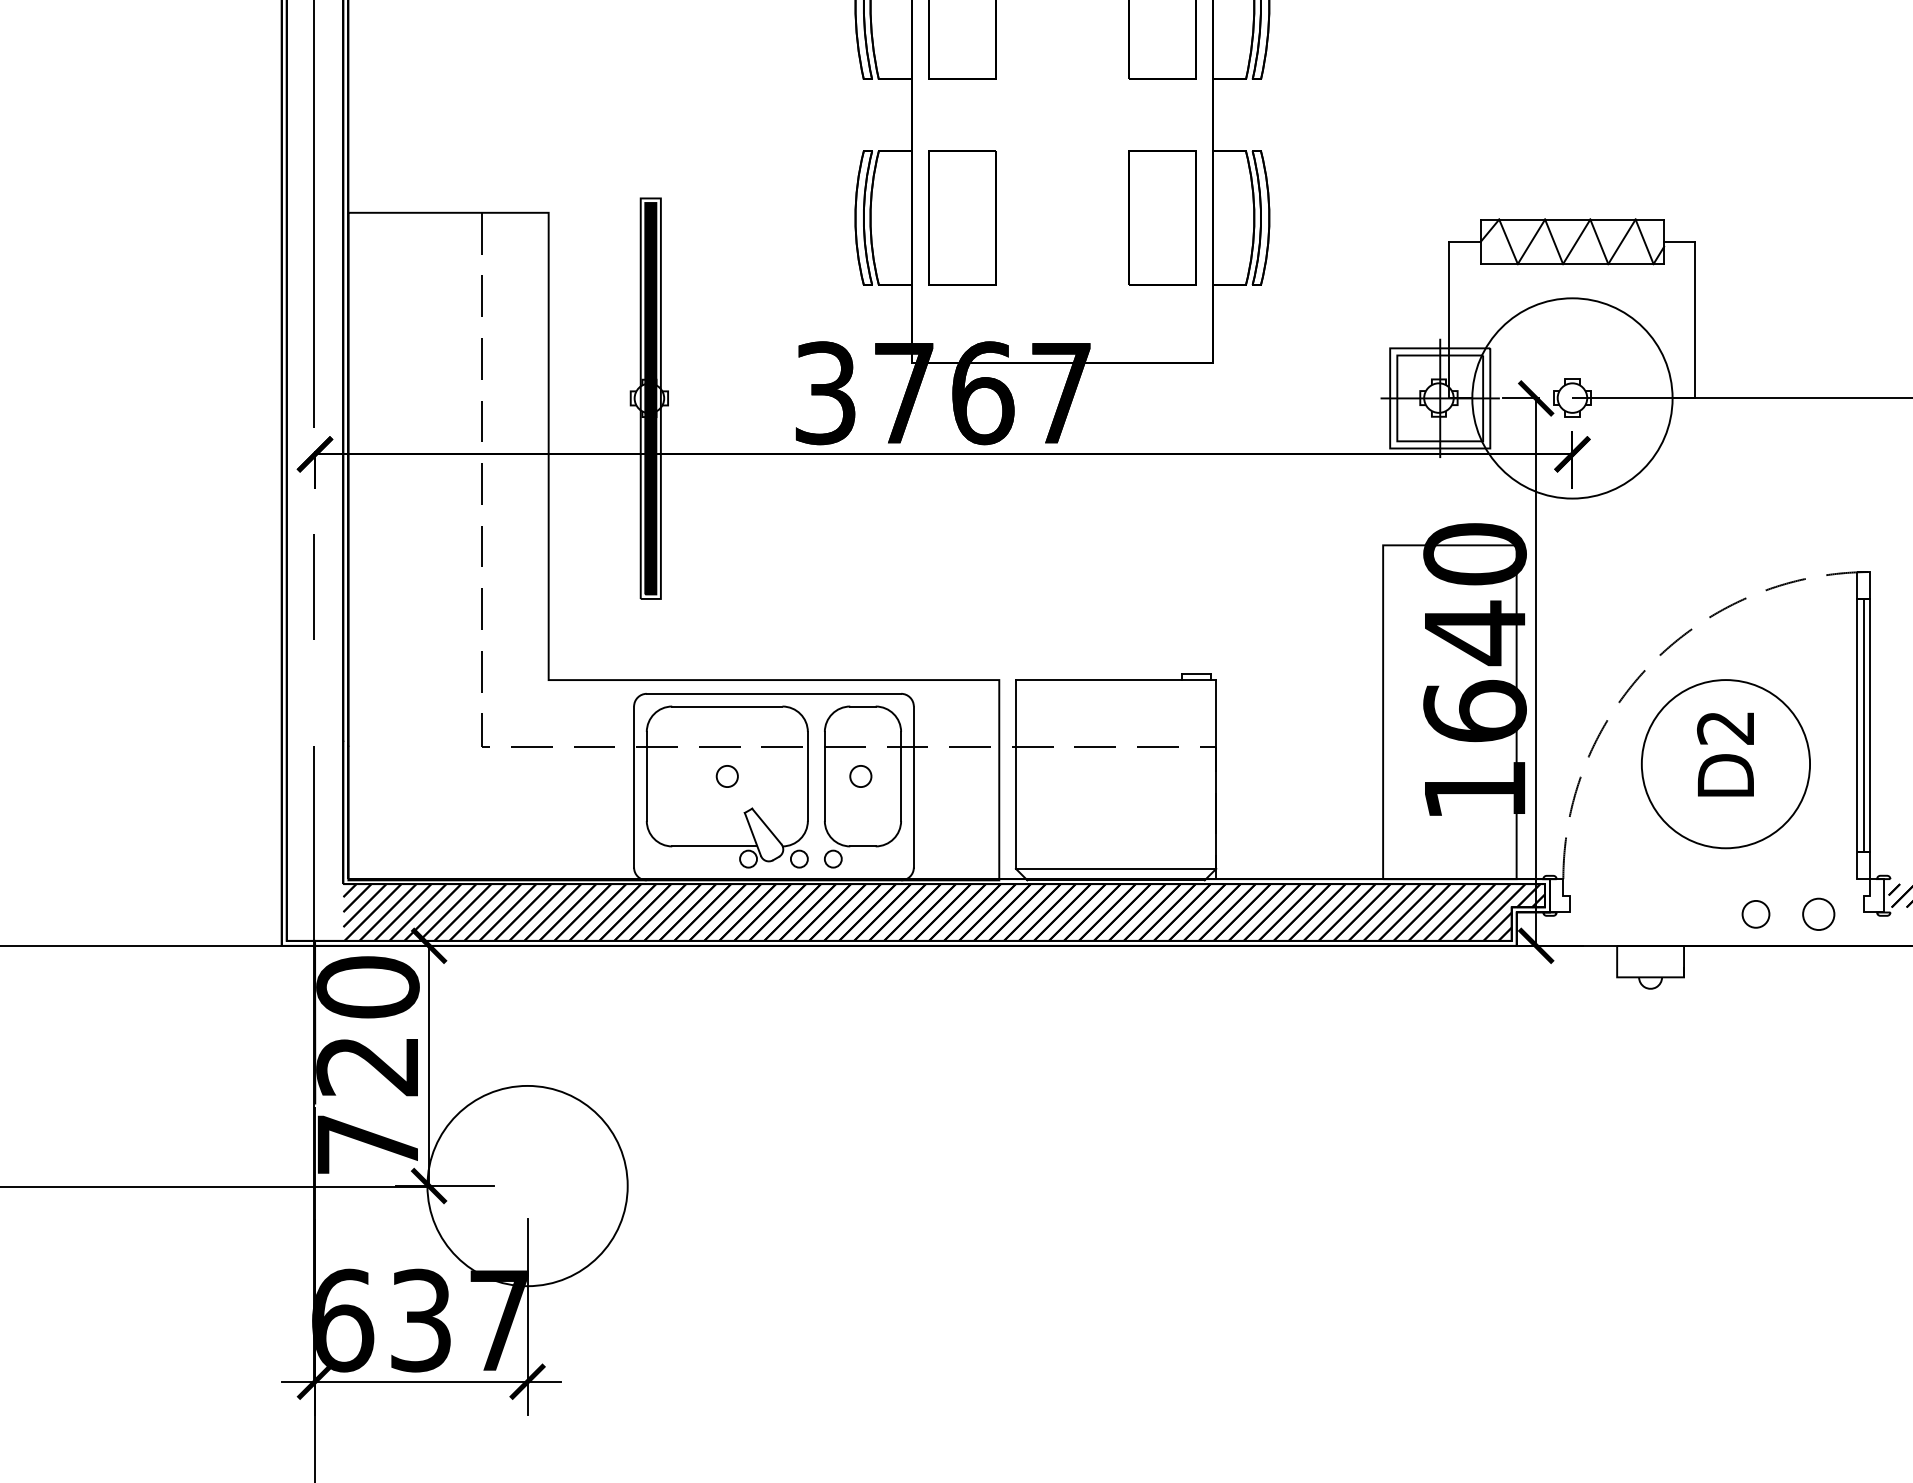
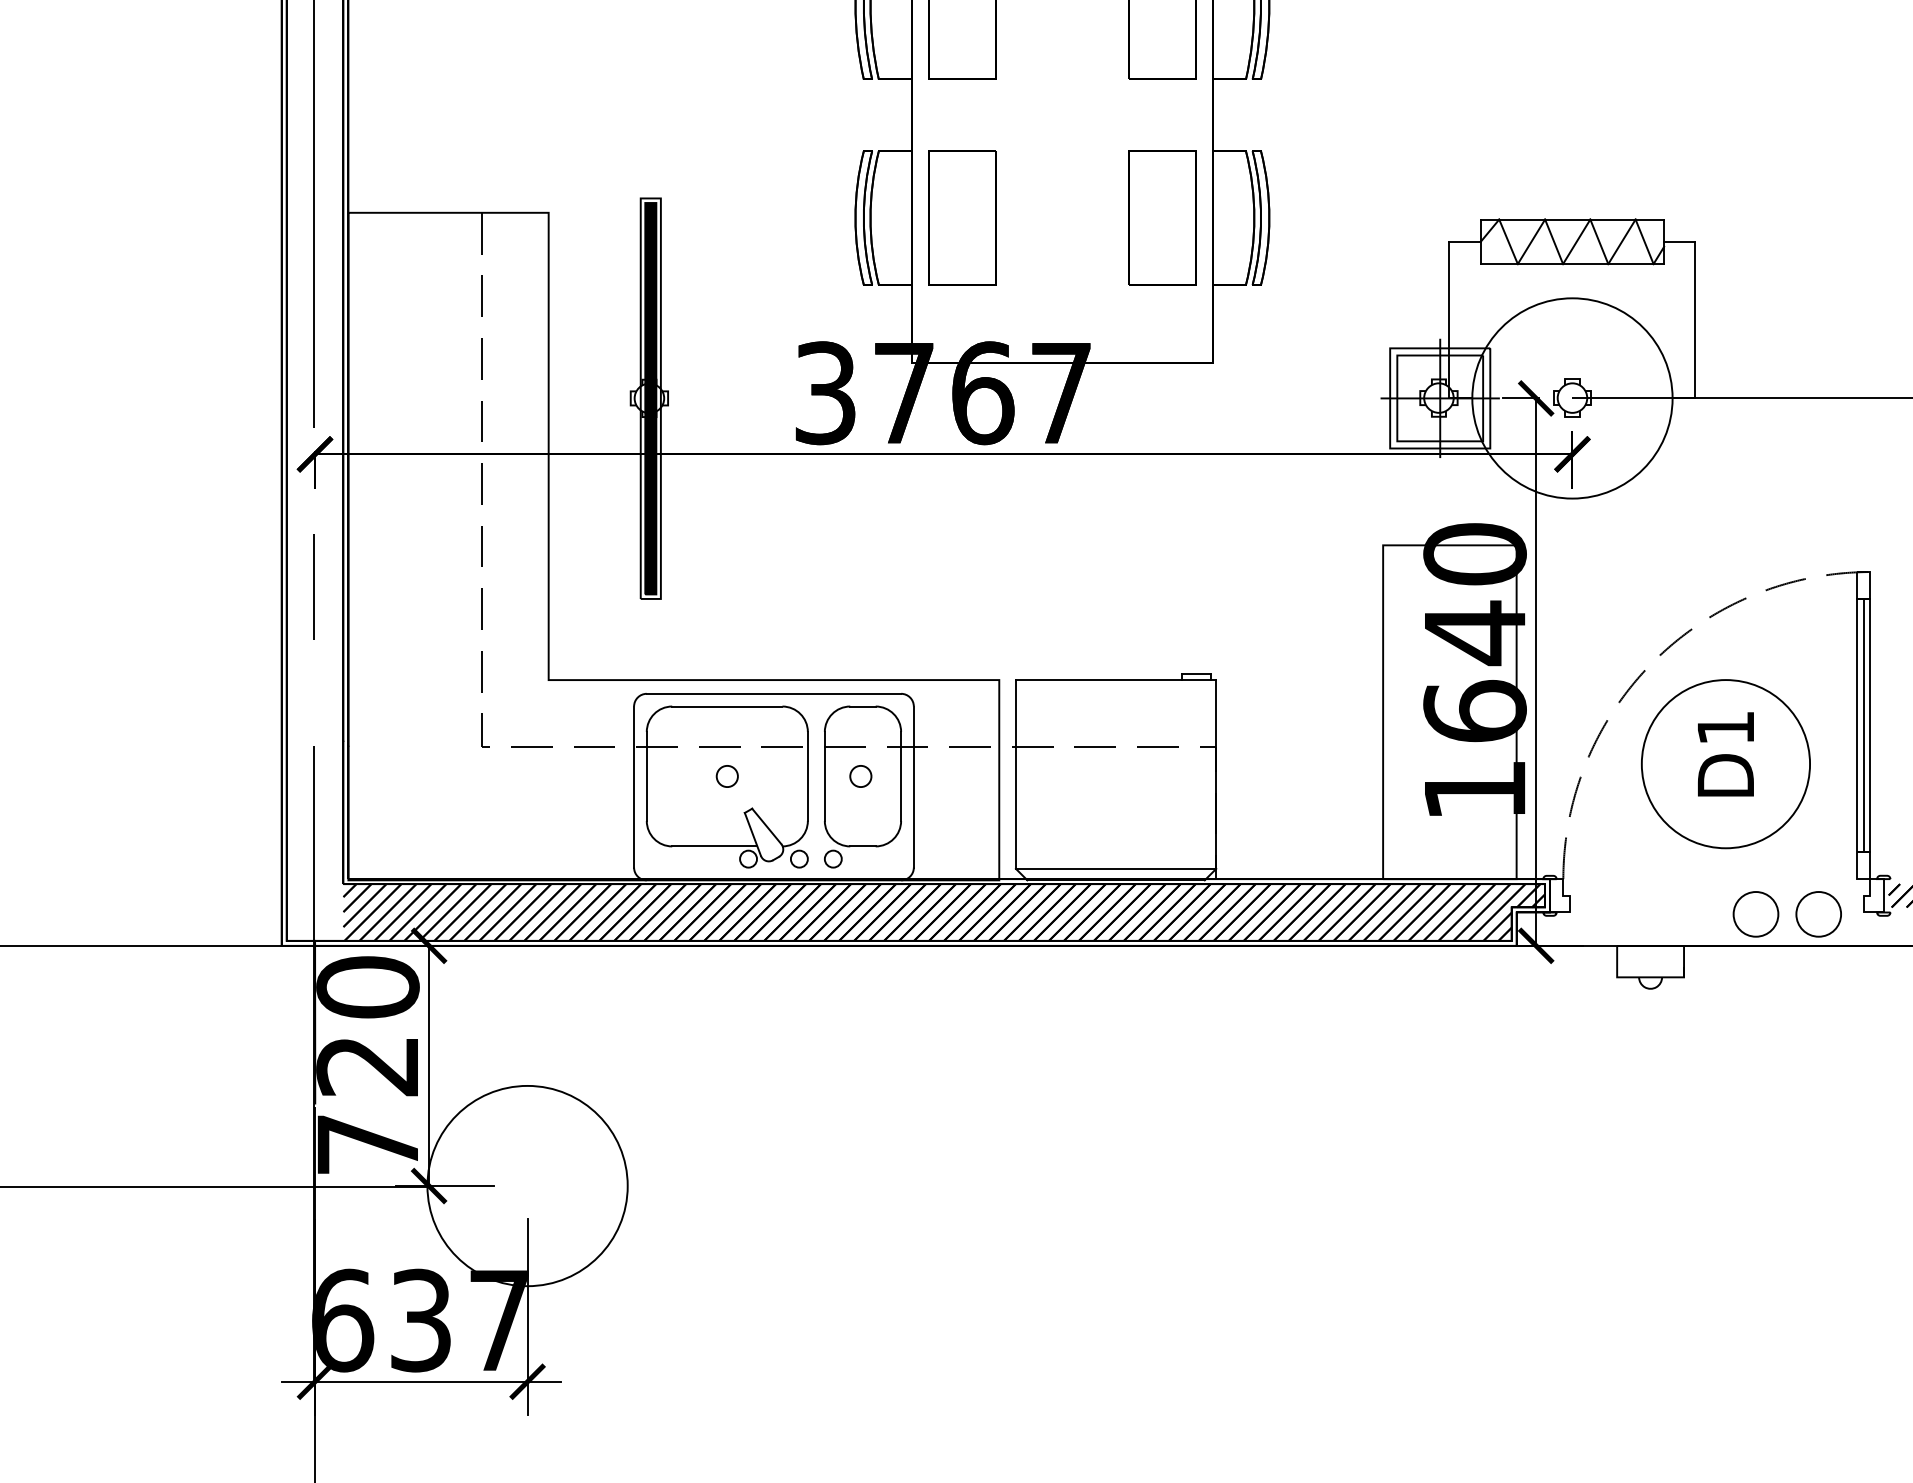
text: D2 -> D1 (1725, 728)
circle diameter: 27 px -> 45 px (1755, 914)
circle diameter: 31 px -> 45 px (1818, 914)
